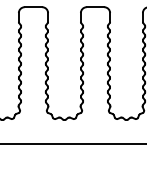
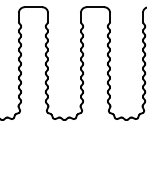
line: present -> none (72, 143)
